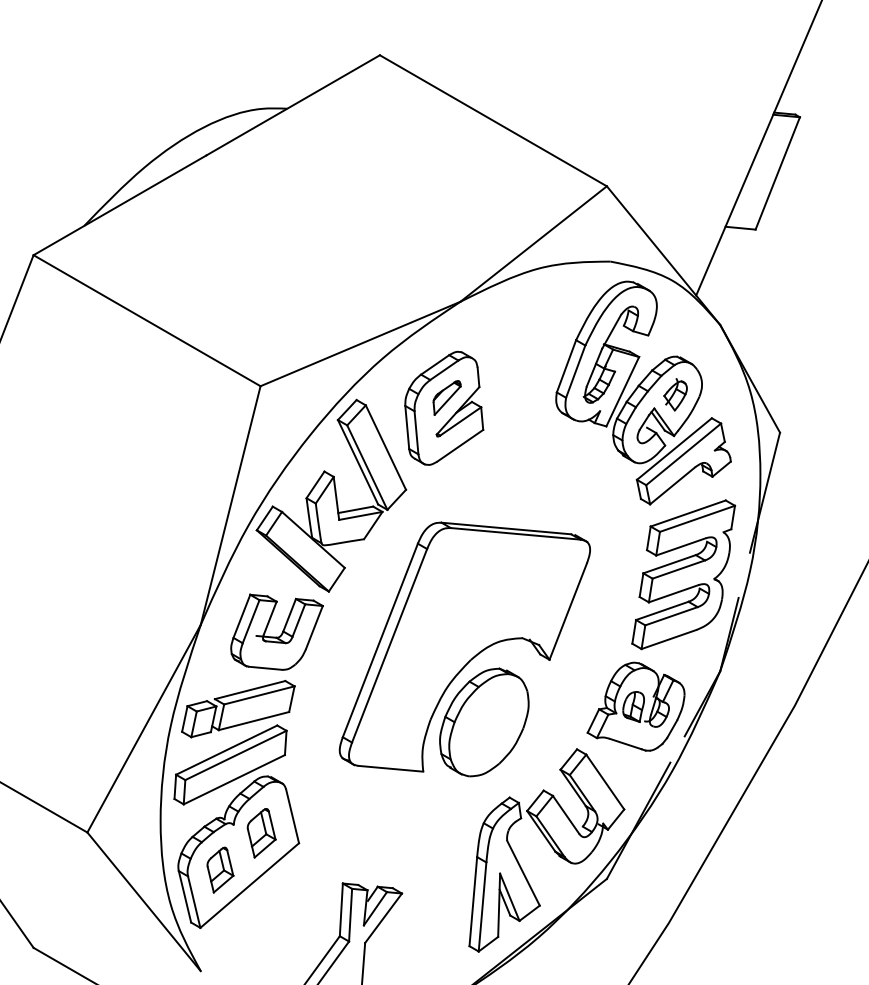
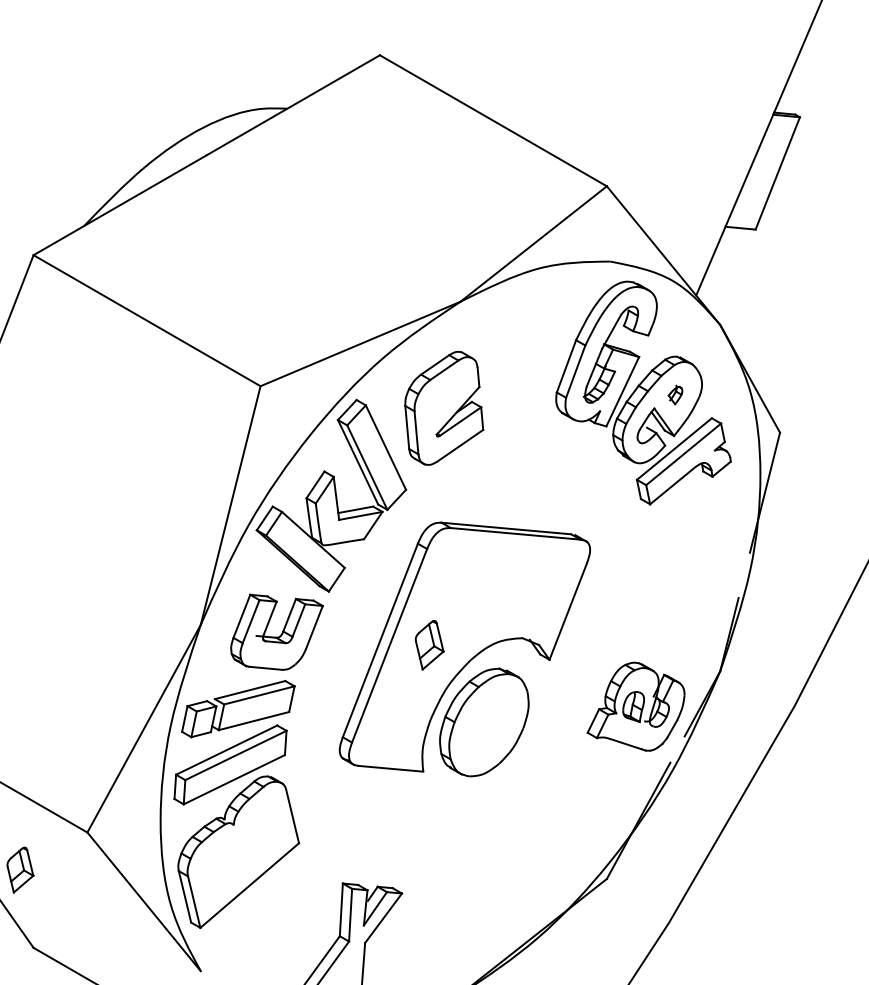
part size: 25x34 px -> 17x22 px (675, 394)
part: present -> none (446, 397)
part: present -> none (683, 574)
part position: (261, 833) -> (429, 645) (429, 645)
part: present -> none (546, 850)
part position: (220, 869) -> (20, 869) (20, 869)
